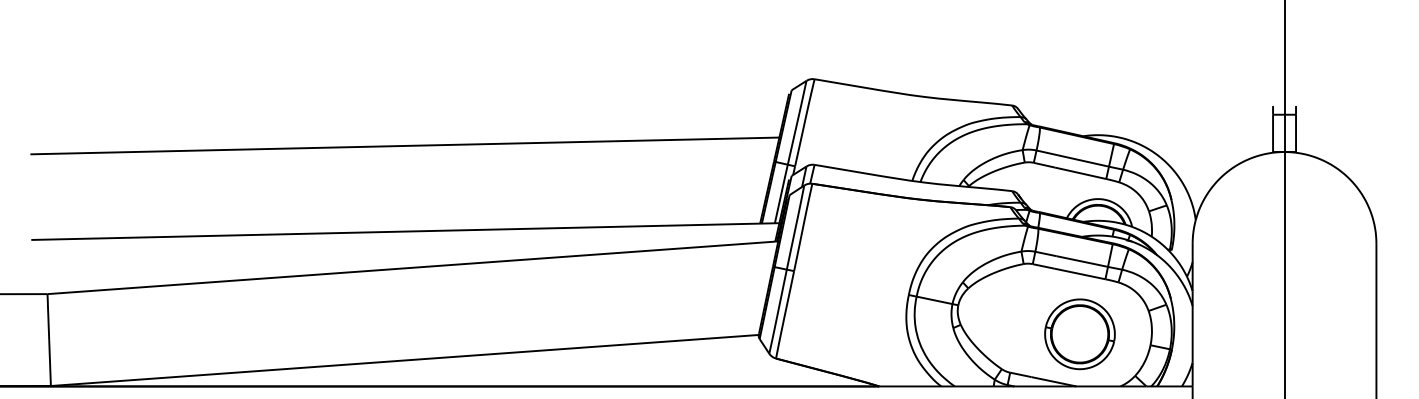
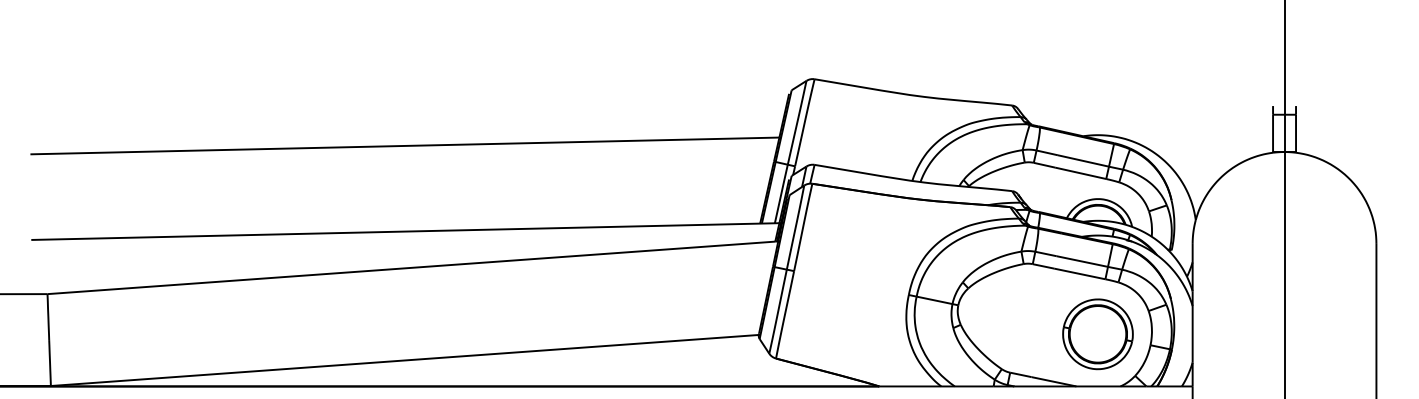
part position: (1079, 334) -> (1097, 334) (1097, 334)
